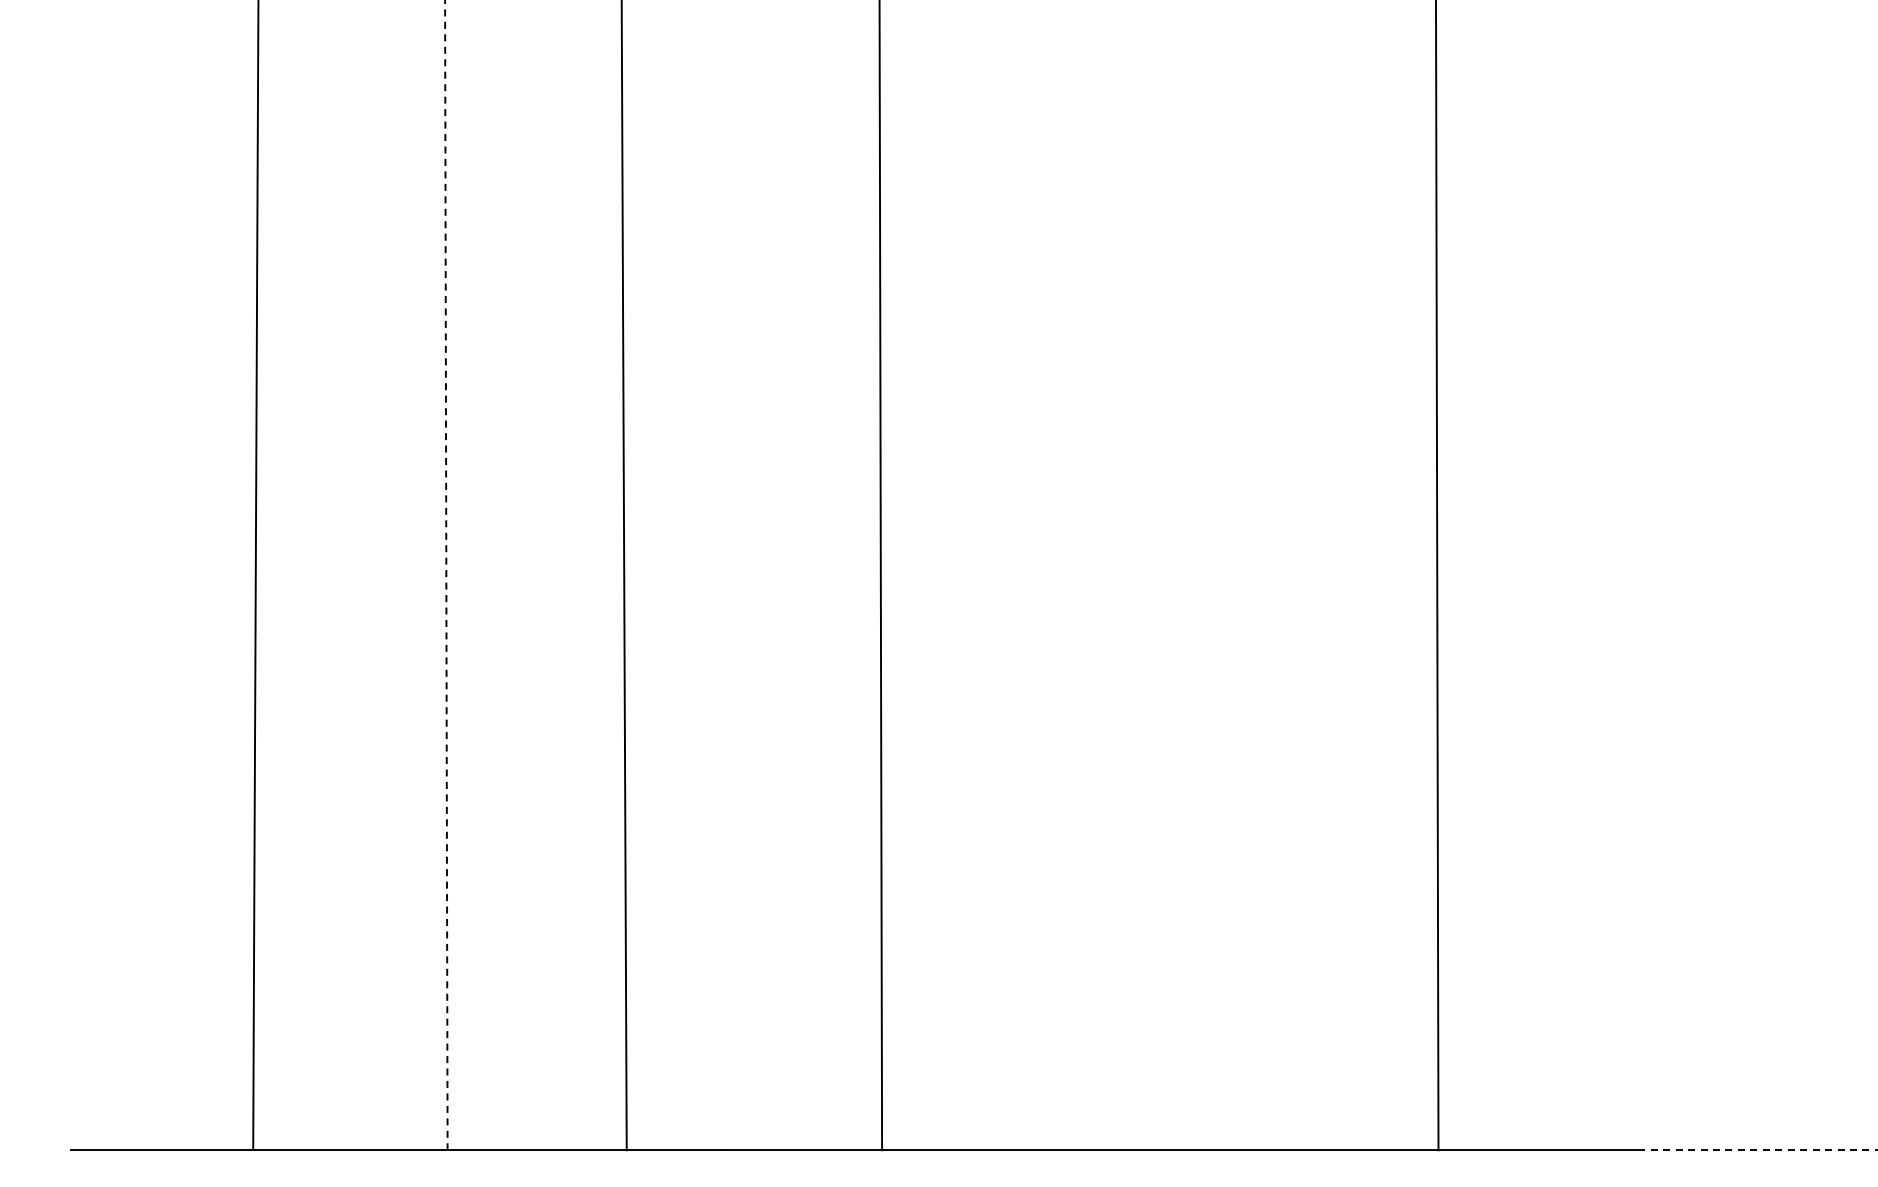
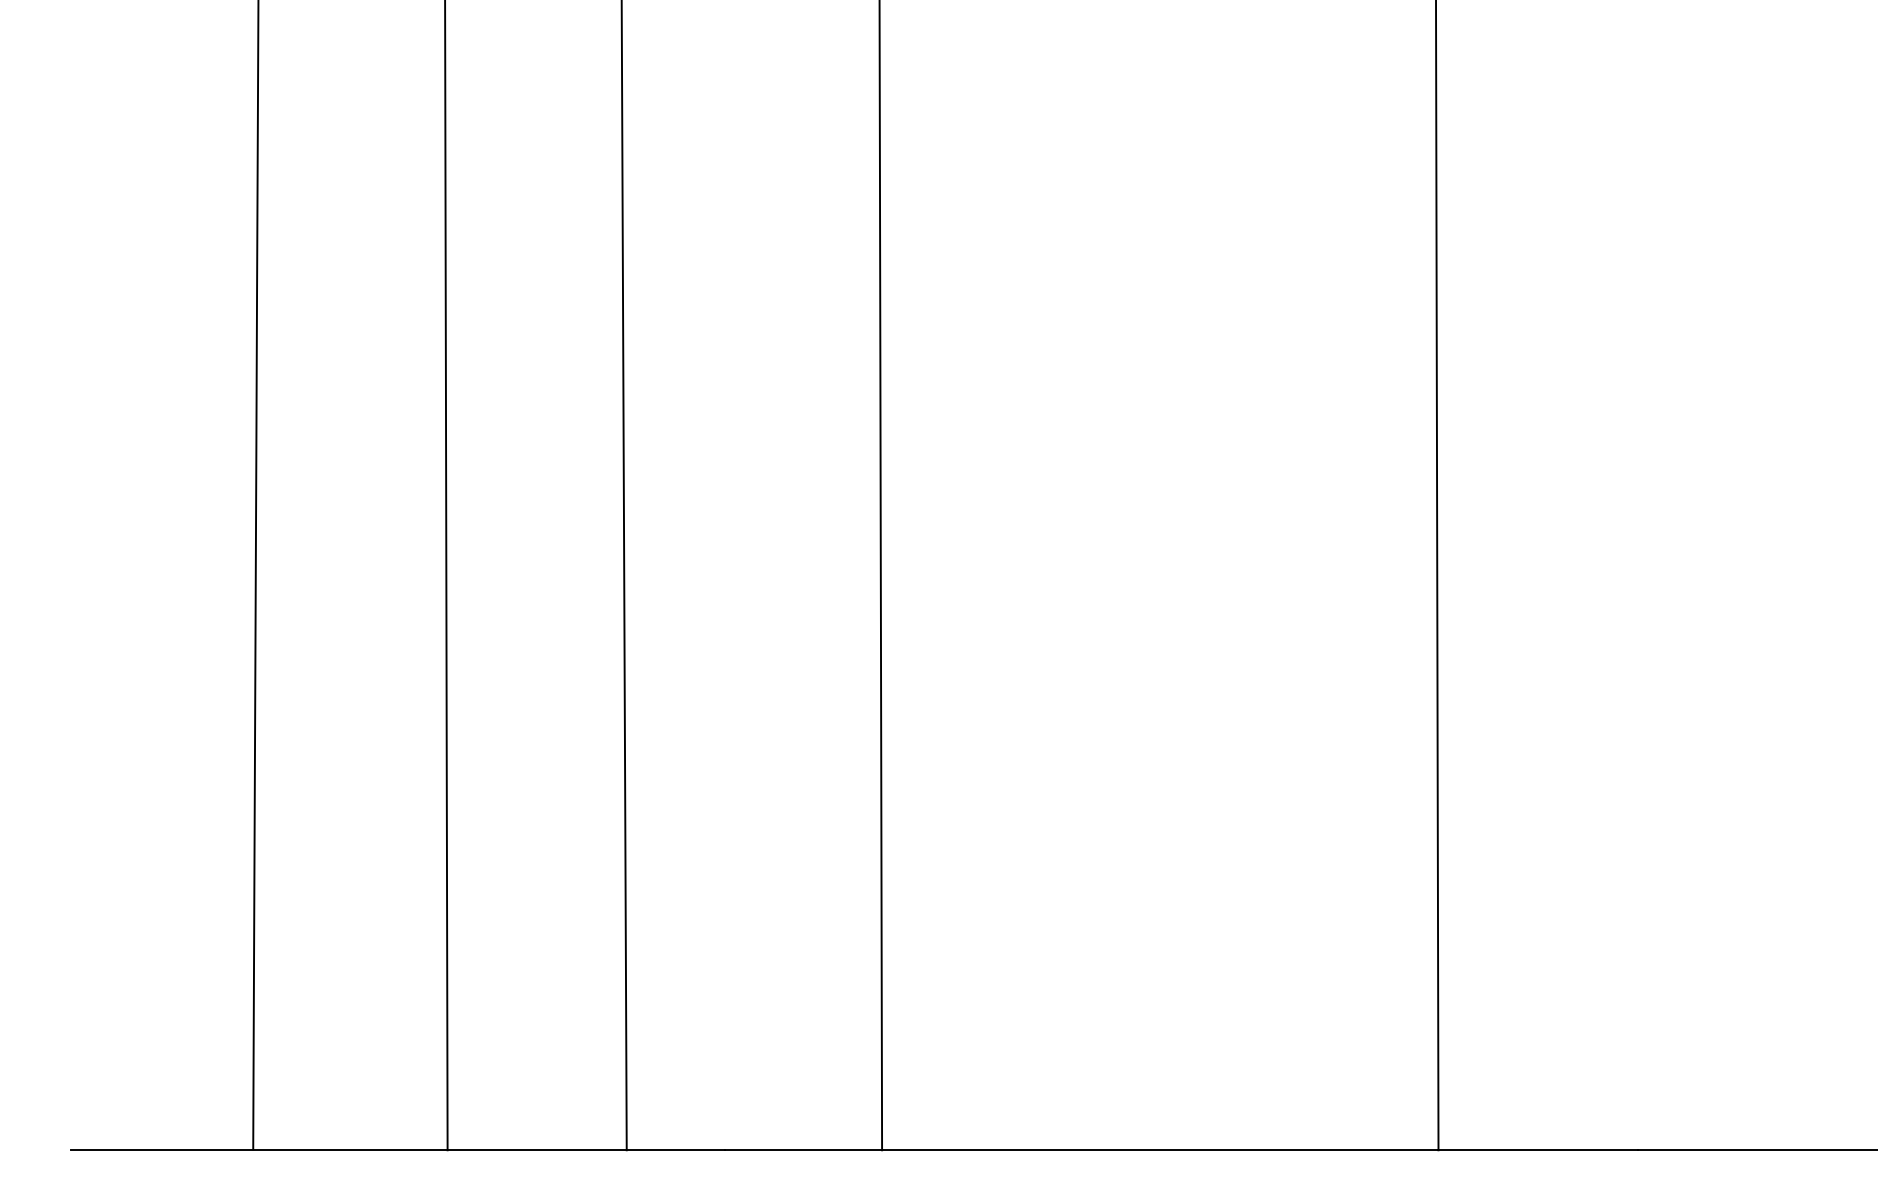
line: dashed -> solid (446, 575)
line: dashed -> solid (1757, 1150)
